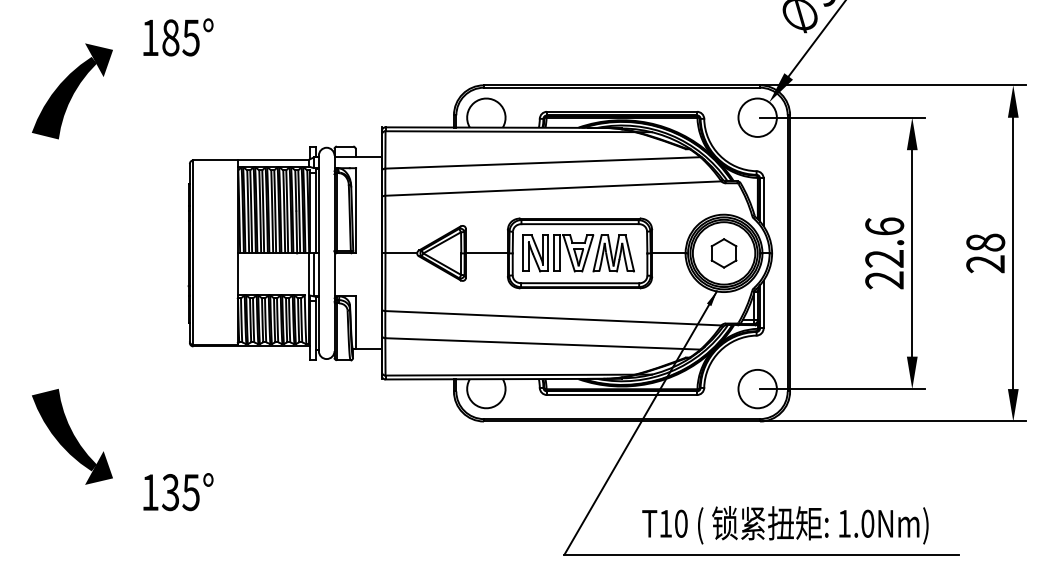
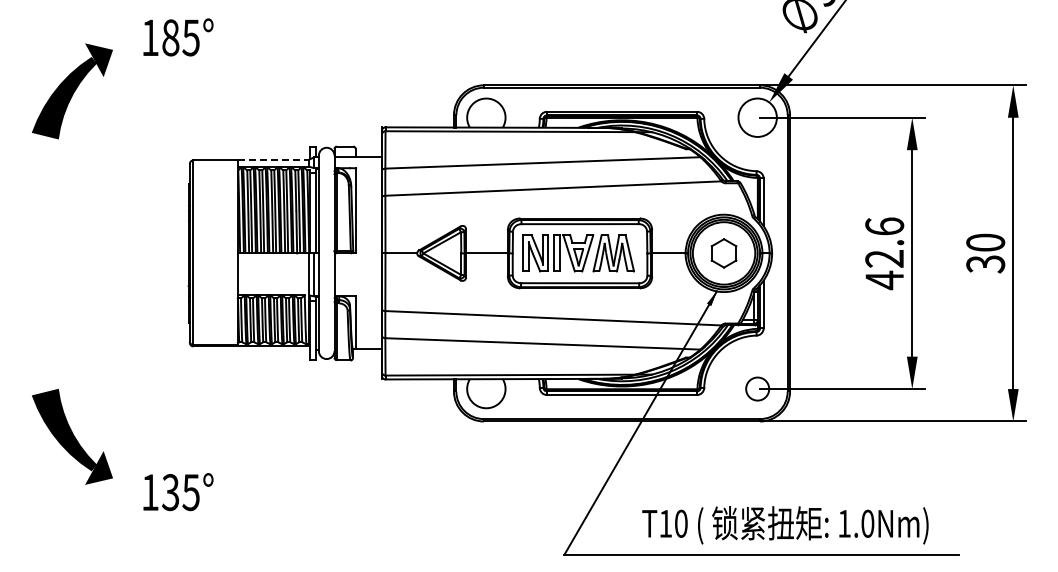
line: solid -> dashed (273, 159)
text: 28 -> 30 (985, 253)
text: 22.6 -> 42.6 (884, 280)
circle diameter: 38 px -> 23 px (757, 388)
